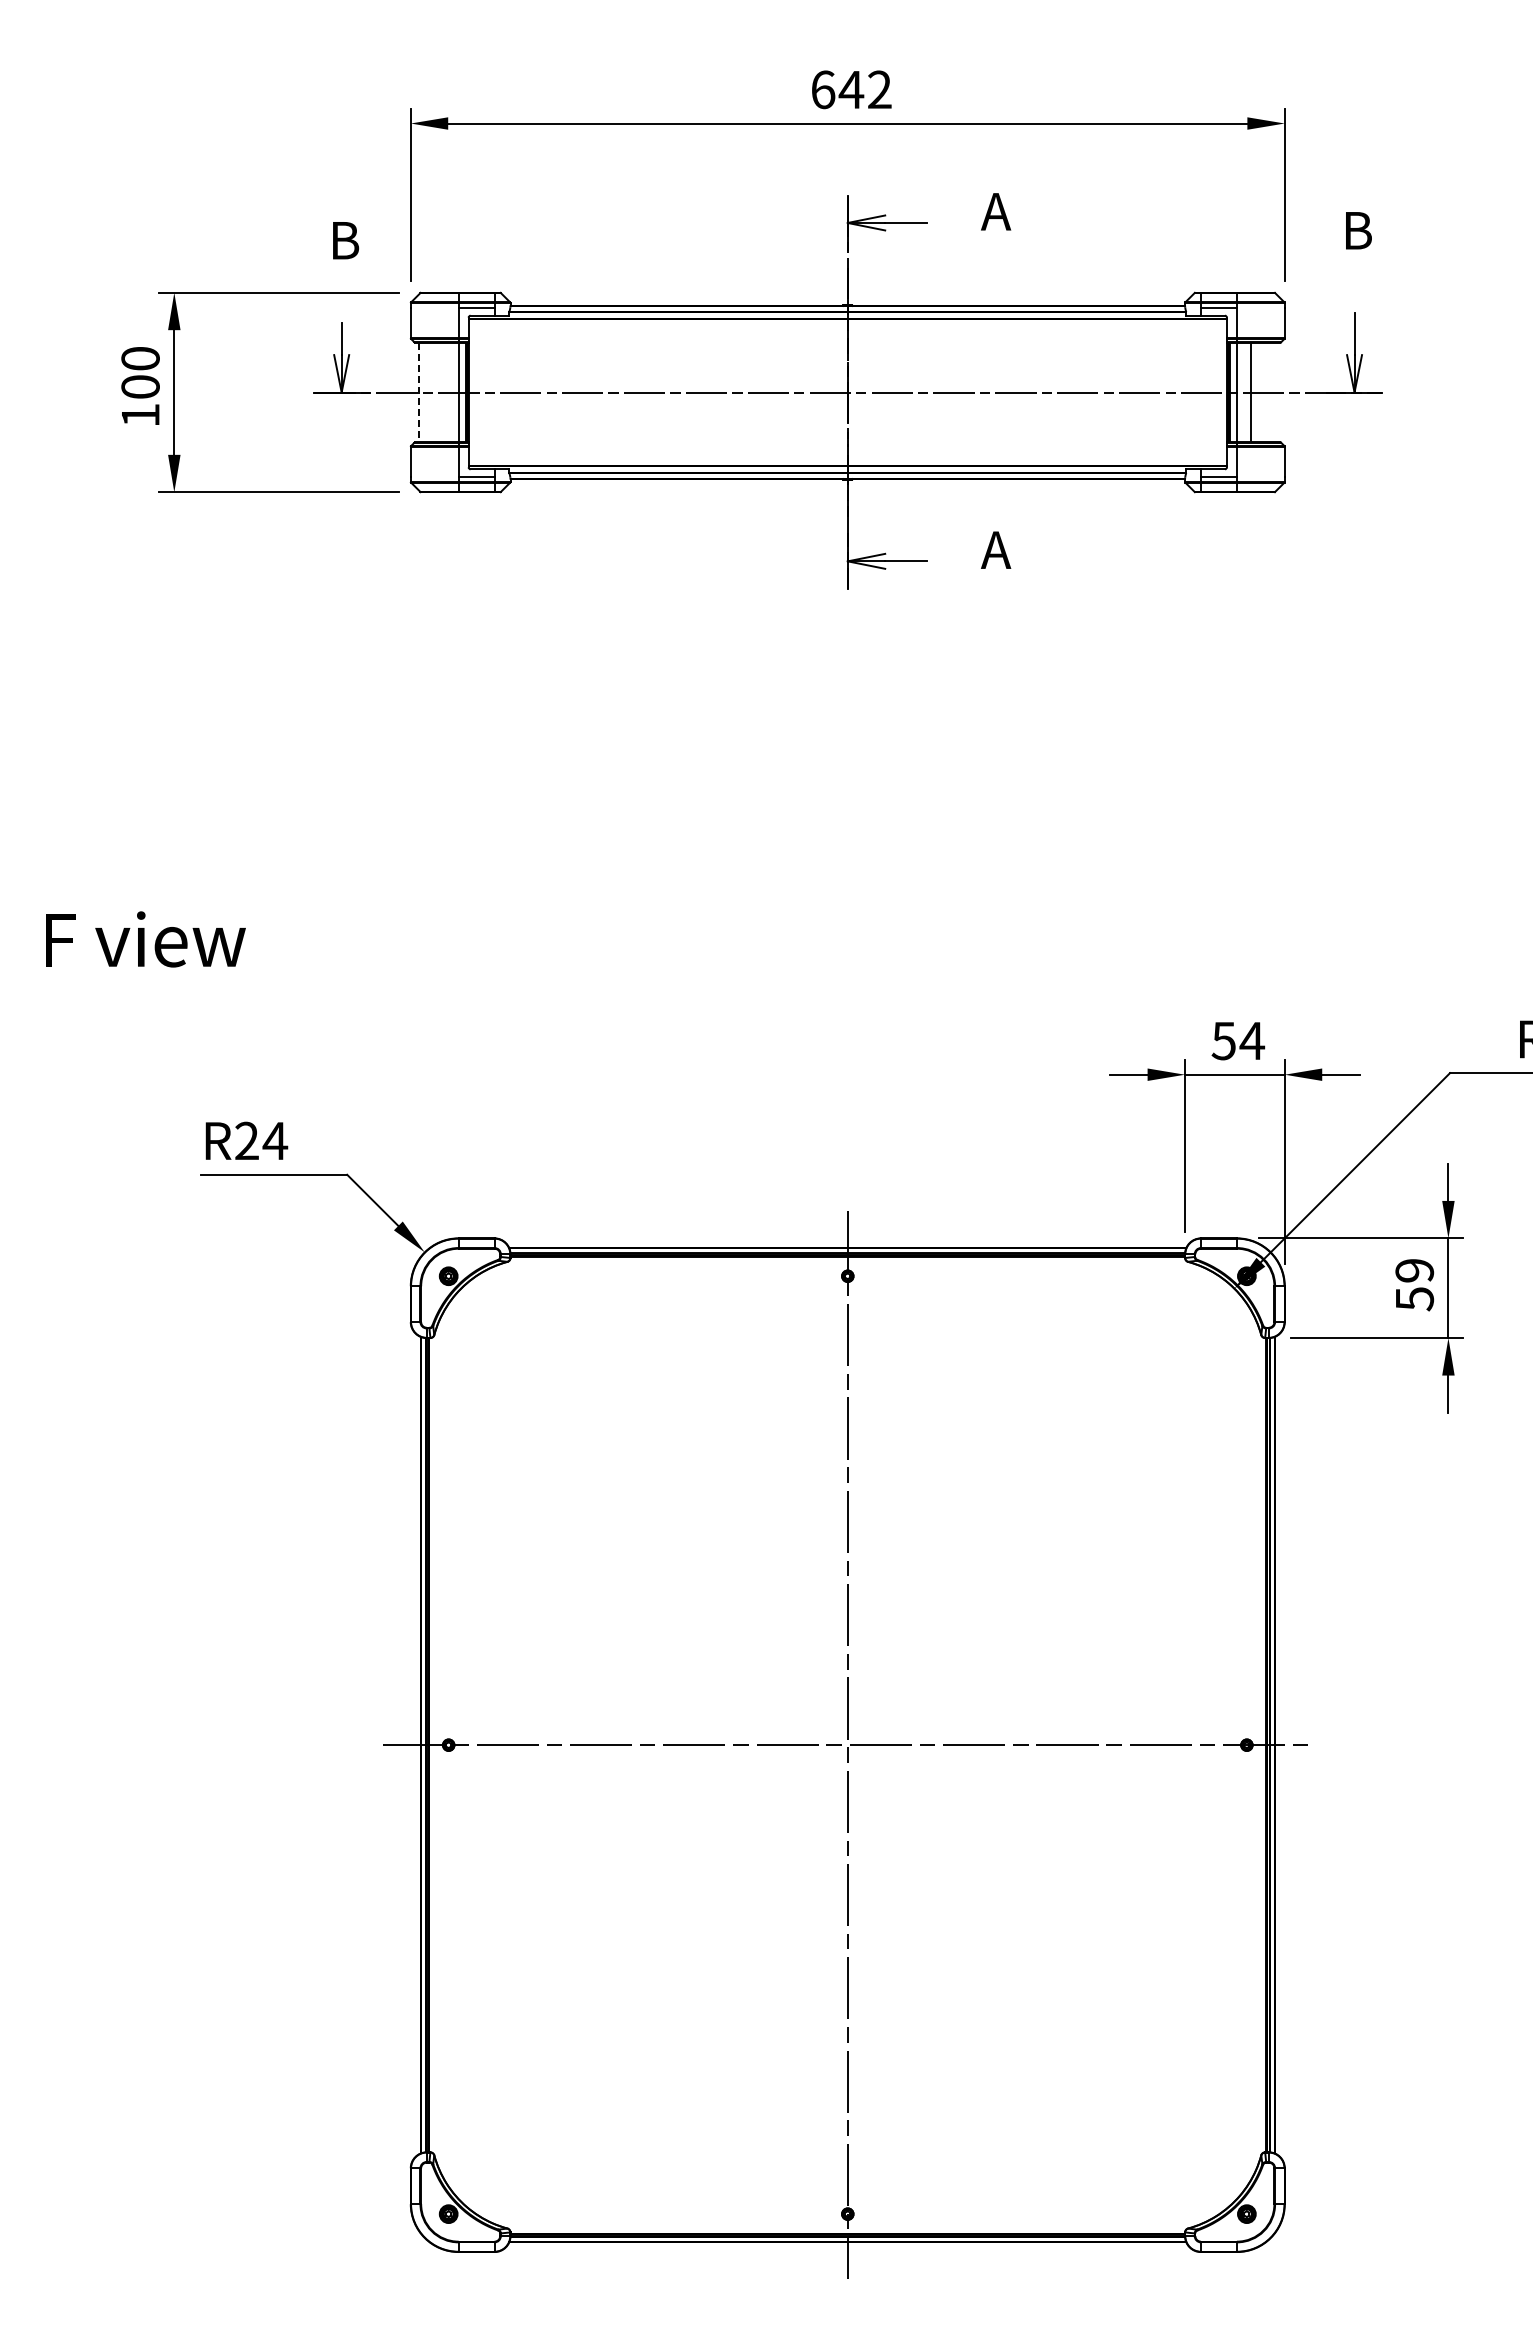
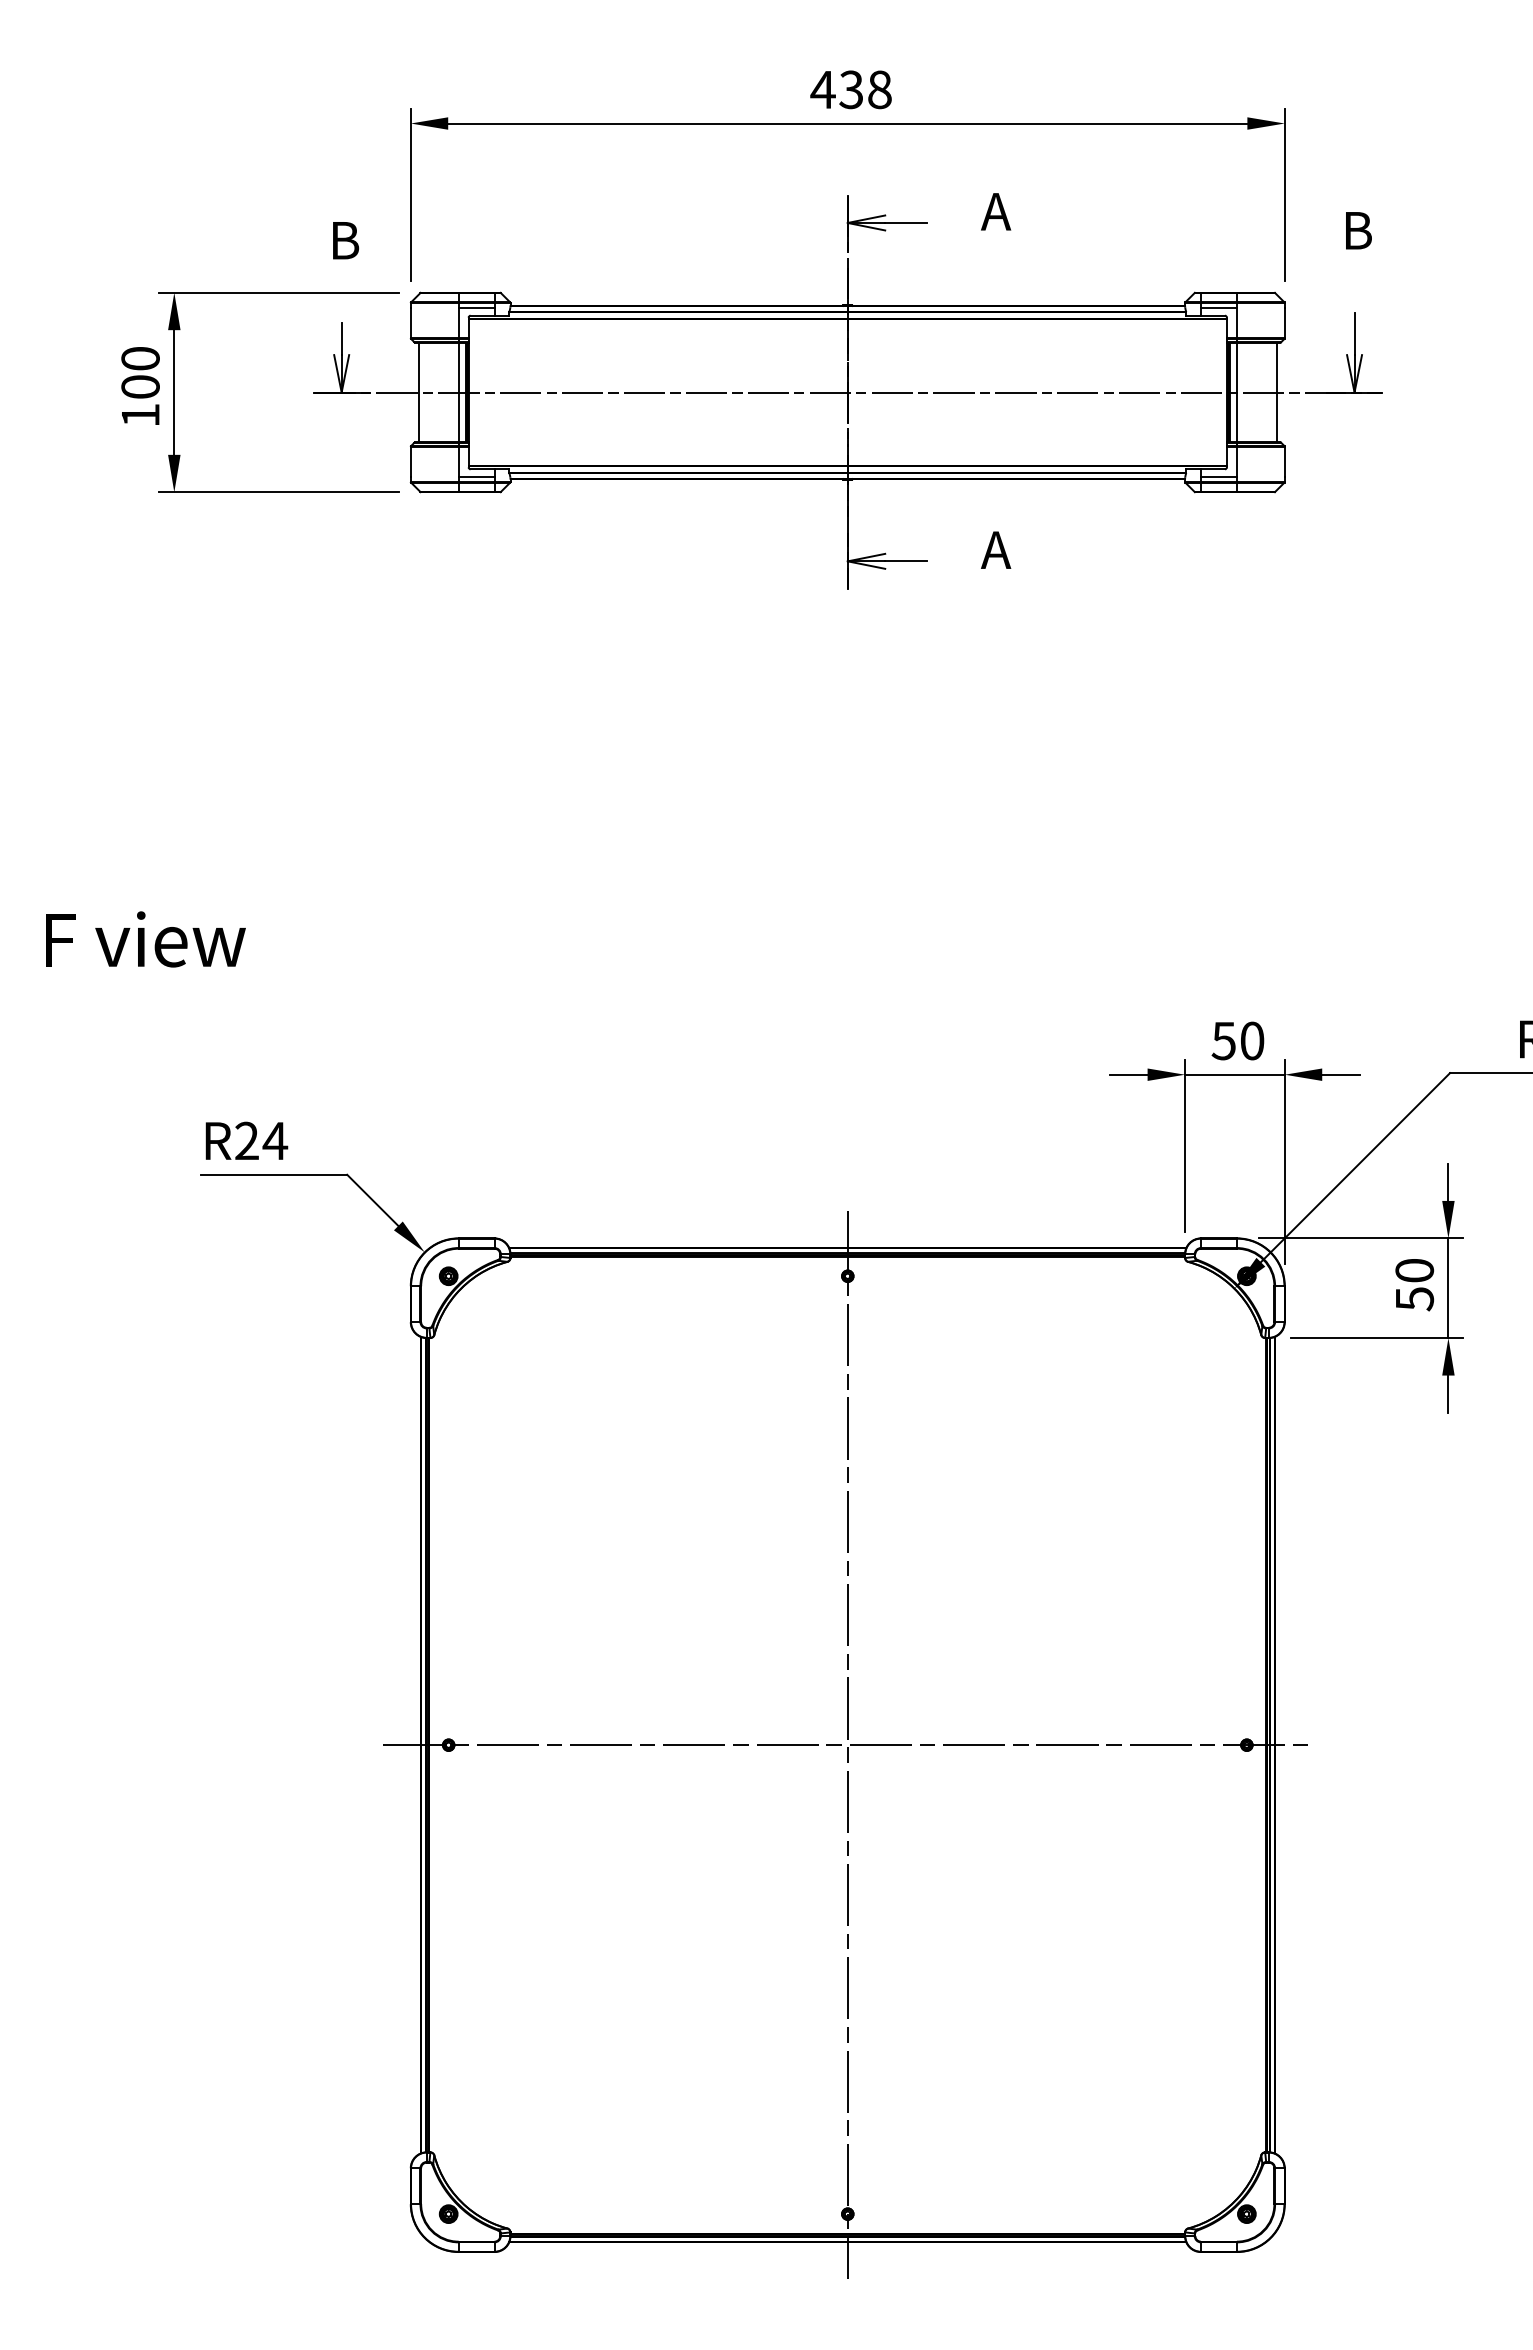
text: 642 -> 438 (850, 89)
line: dashed -> solid (418, 392)
line position: (1250, 392) -> (1276, 392) (1276, 392)
text: 54 -> 50 (1252, 1040)
text: 59 -> 50 (1414, 1270)
